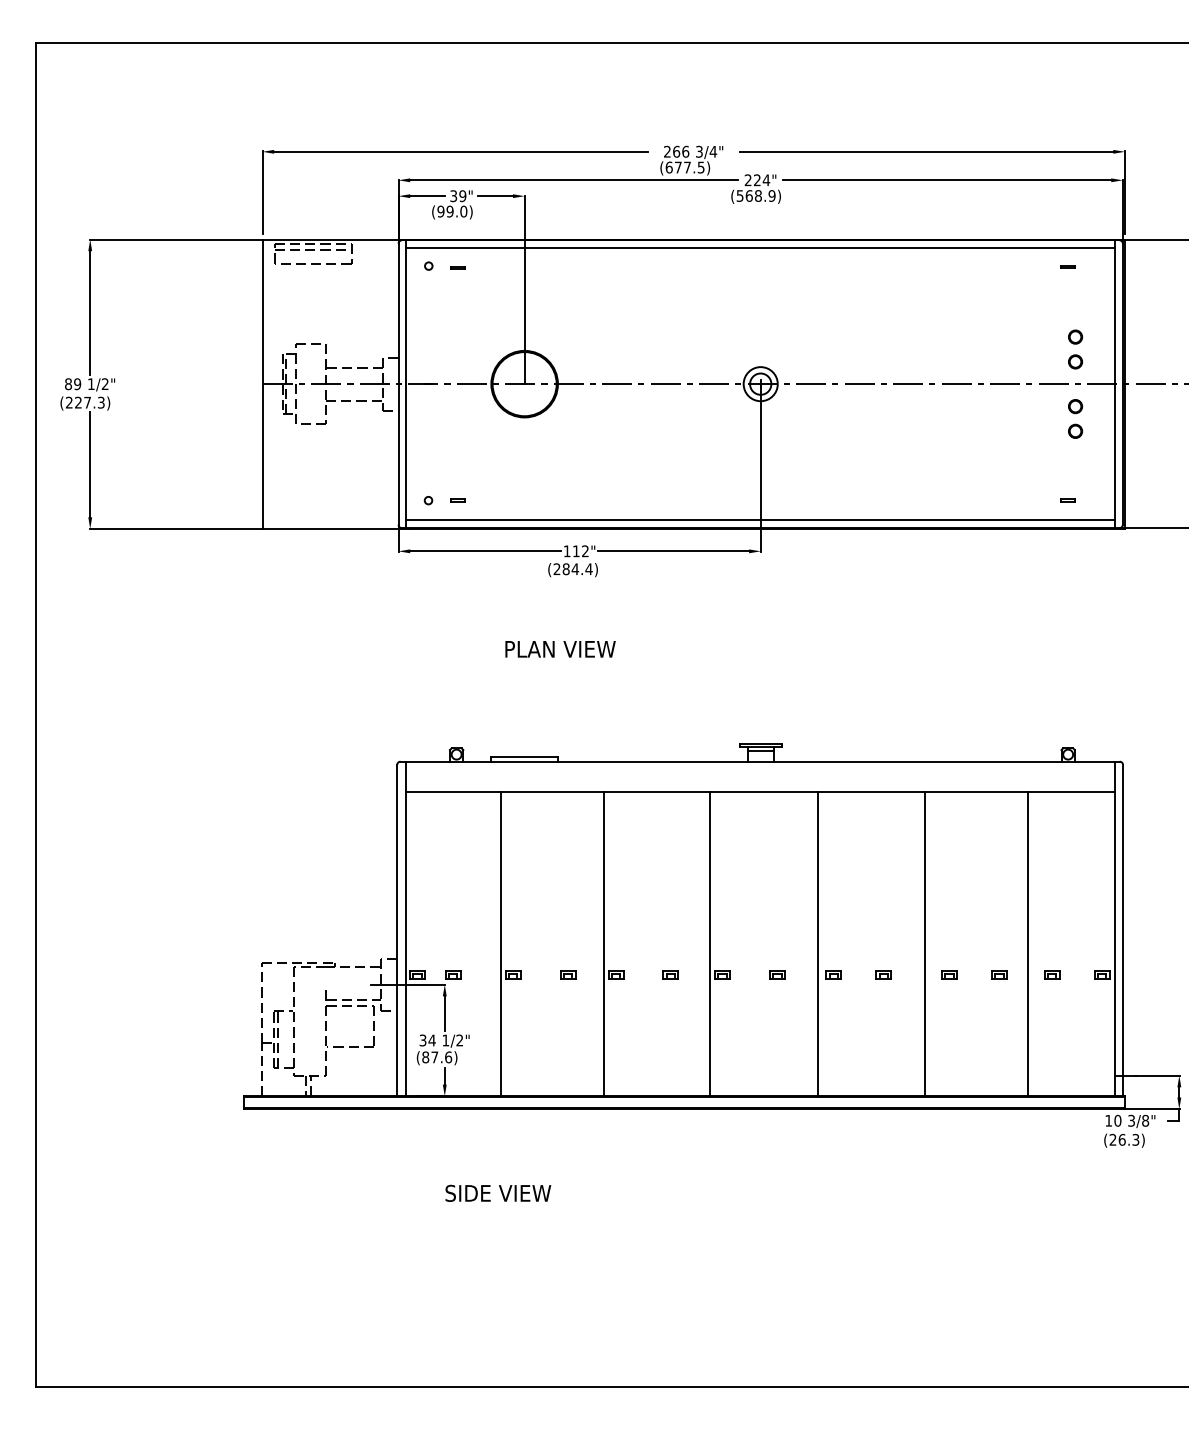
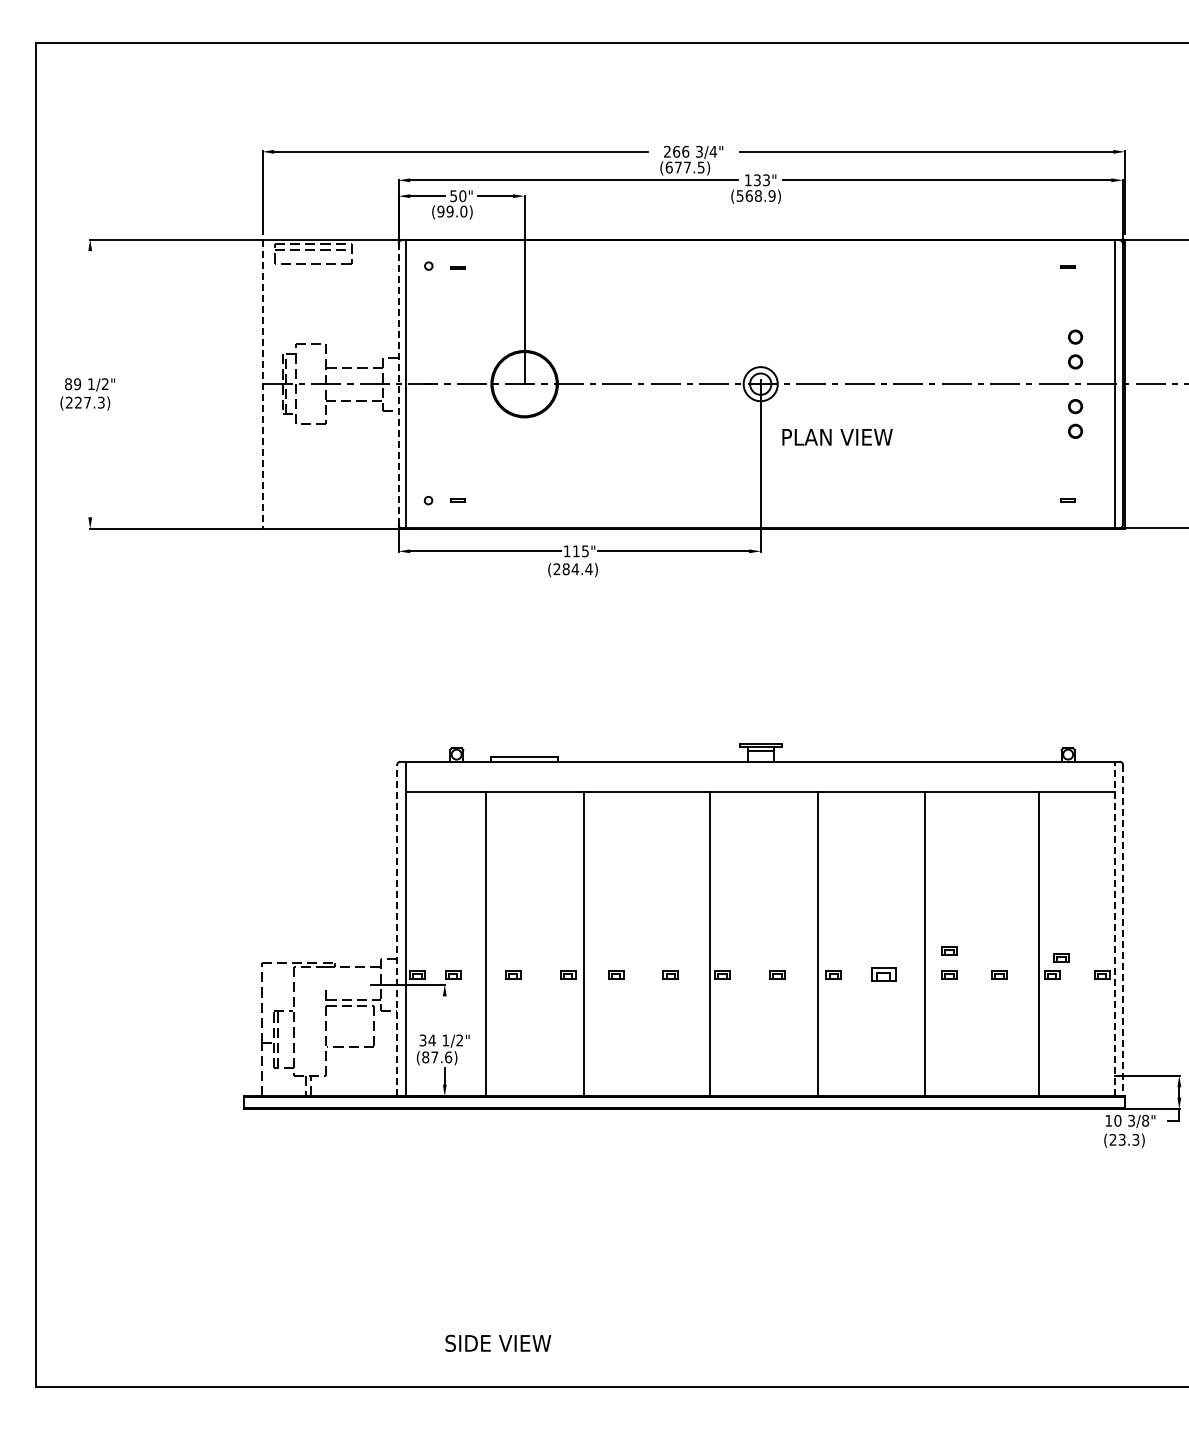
text: 224" -> 133" (757, 180)
text: 39" -> 50" (458, 196)
line: present -> none (760, 248)
line: present -> none (90, 313)
line: solid -> dashed (262, 384)
line: solid -> dashed (398, 384)
line: present -> none (90, 464)
line: present -> none (760, 520)
text: 112" -> 115" (585, 551)
text position: (560, 649) -> (837, 437) (837, 437)
line: solid -> dashed (1114, 928)
line: solid -> dashed (397, 930)
line: solid -> dashed (1123, 930)
line position: (500, 943) -> (485, 943) (485, 943)
line position: (603, 943) -> (583, 943) (583, 943)
line position: (1028, 943) -> (1039, 943) (1039, 943)
part: none -> present (949, 950)
part: none -> present (1061, 957)
part size: 17x10 px -> 26x15 px (883, 974)
line: present -> none (444, 1013)
text: (26.3) -> (23.3) (1121, 1139)
text position: (498, 1192) -> (498, 1342) (498, 1342)
